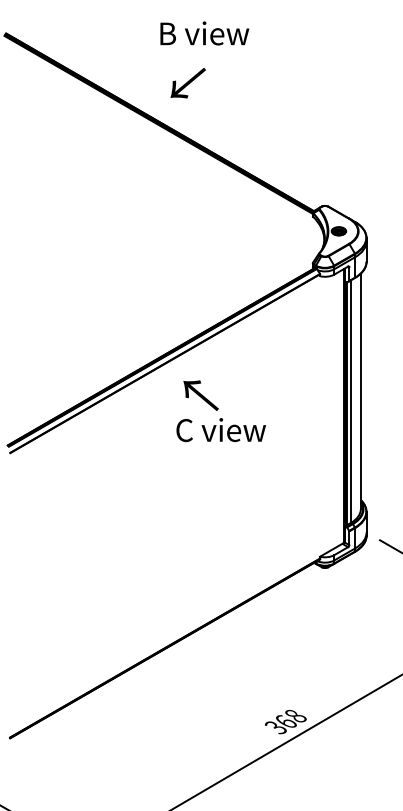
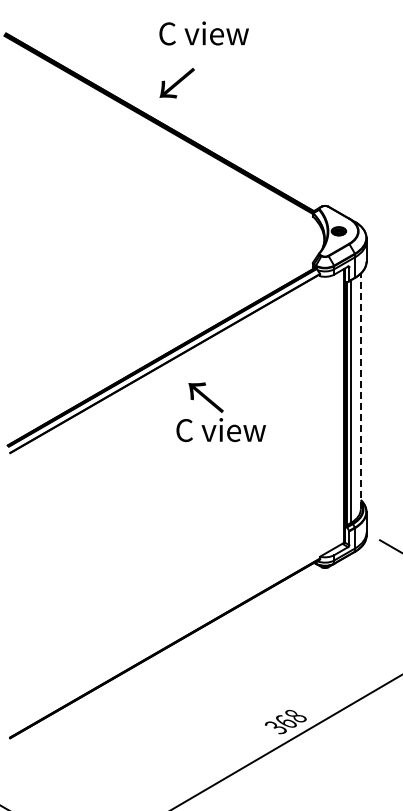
text: B view -> C view (204, 33)
text position: (187, 83) -> (176, 83) (176, 83)
line: solid -> dashed (360, 391)
text position: (200, 395) -> (205, 397) (205, 397)
